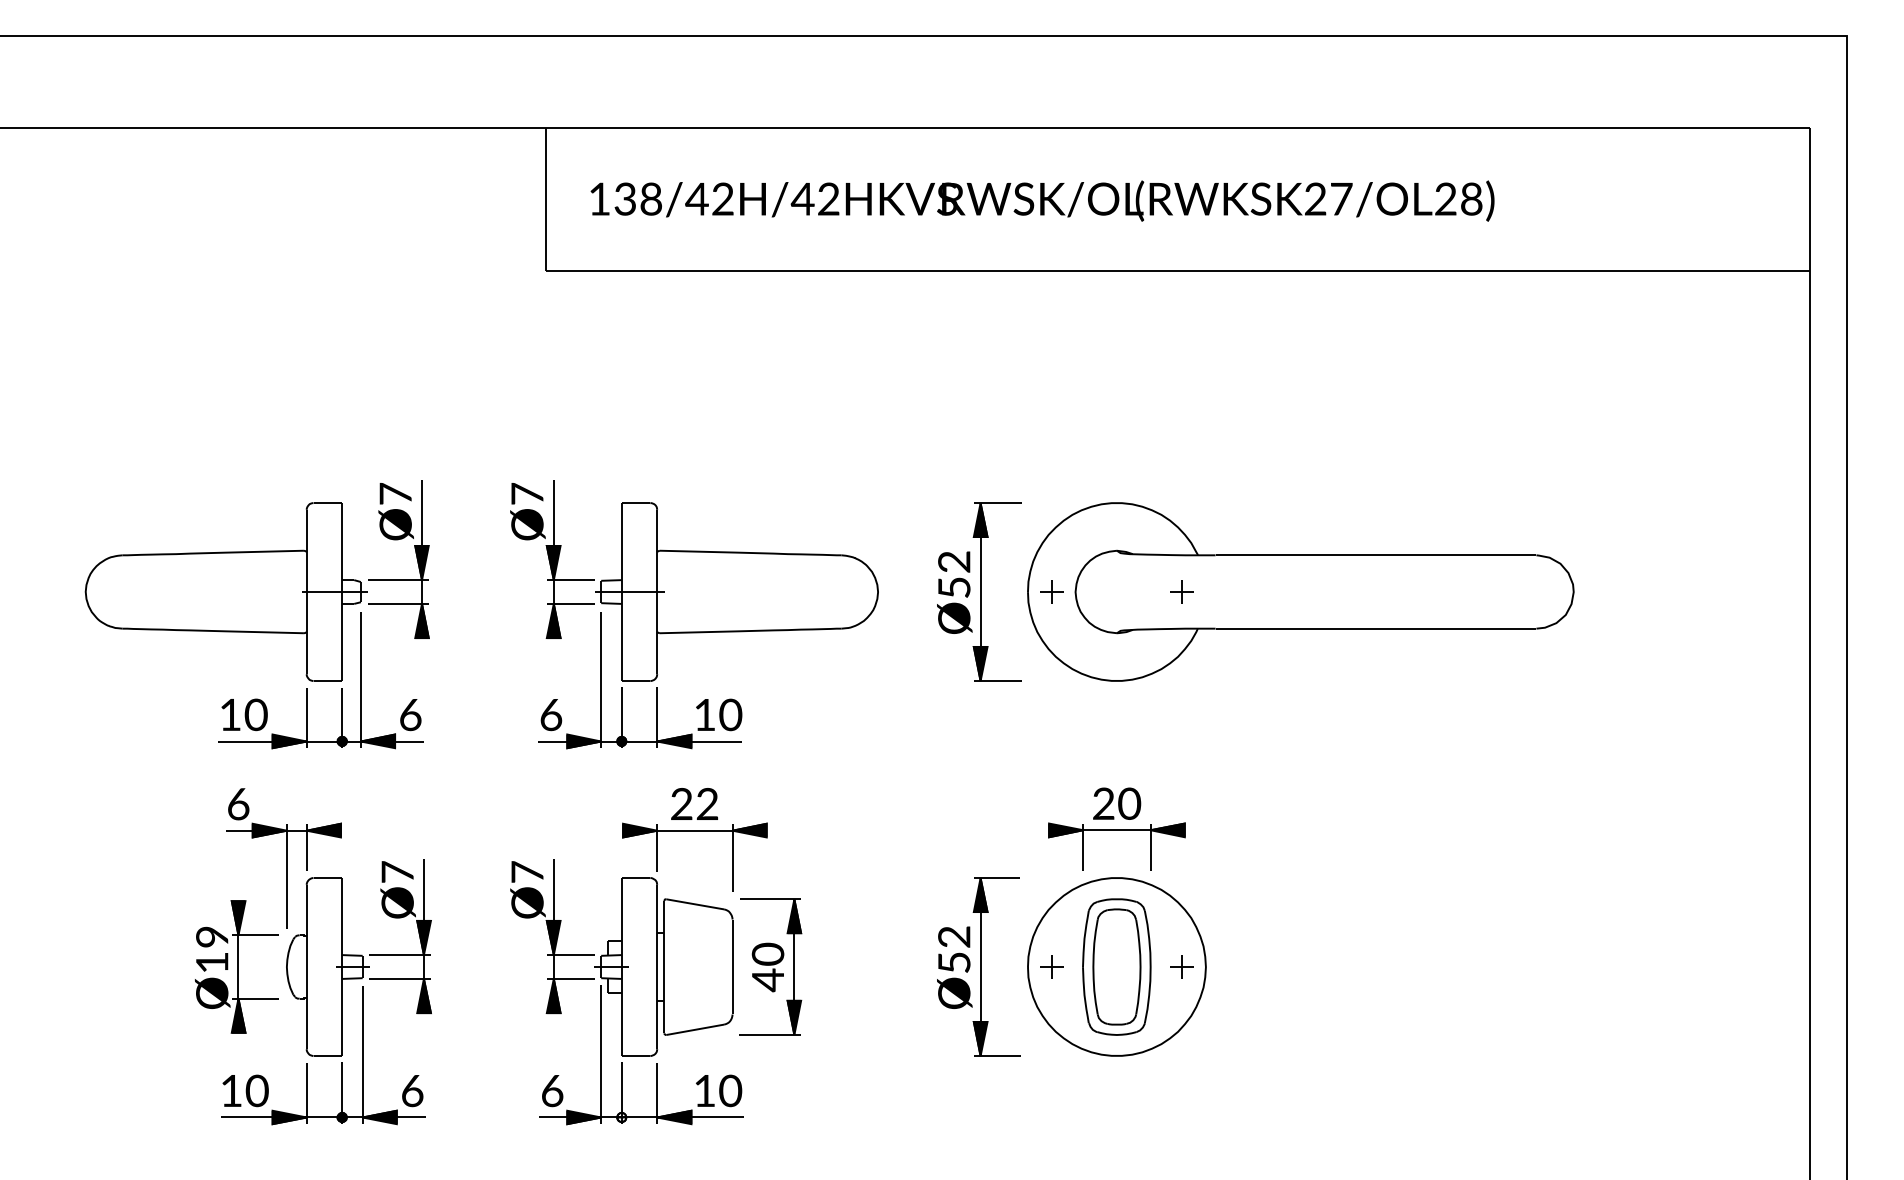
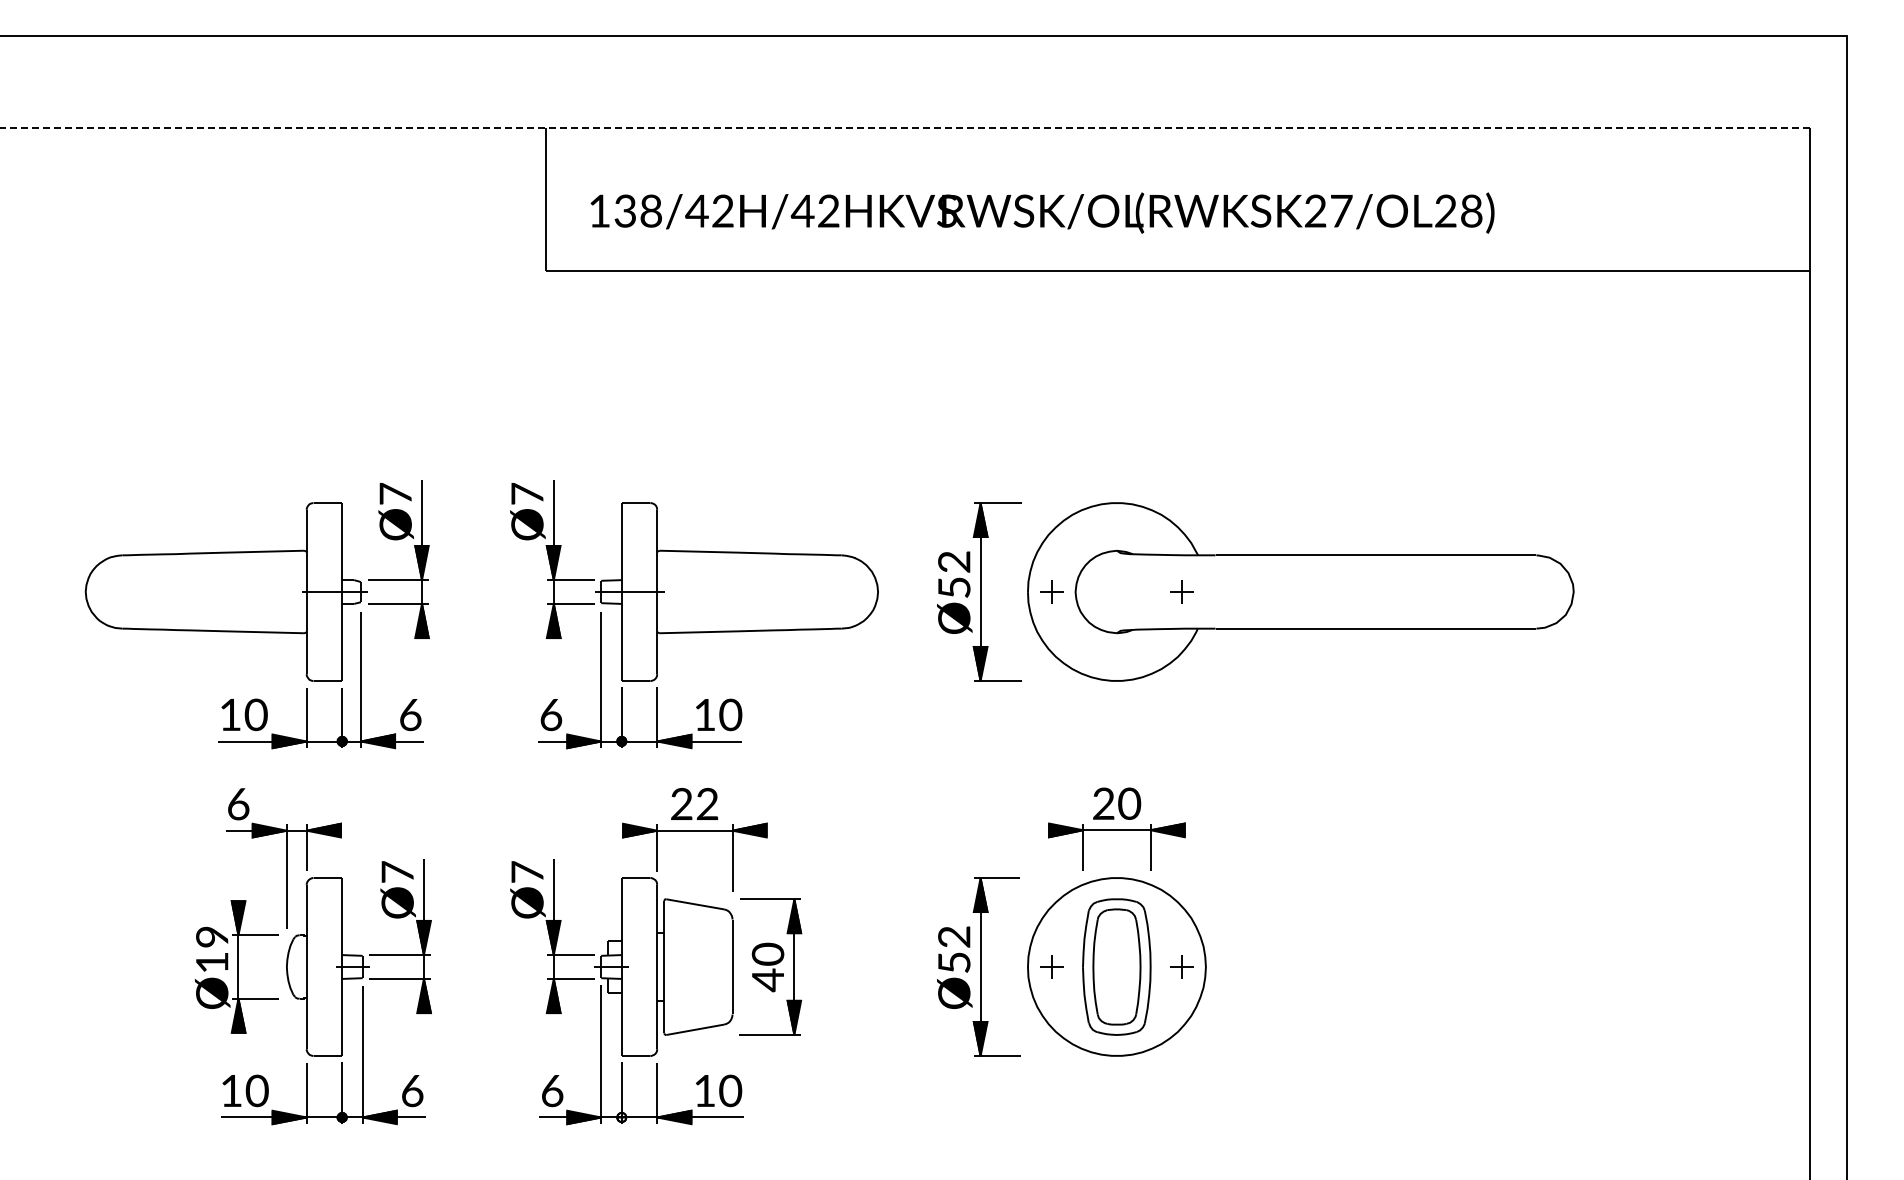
line: solid -> dashed (905, 128)
text position: (1042, 200) -> (1042, 212) (1042, 212)
